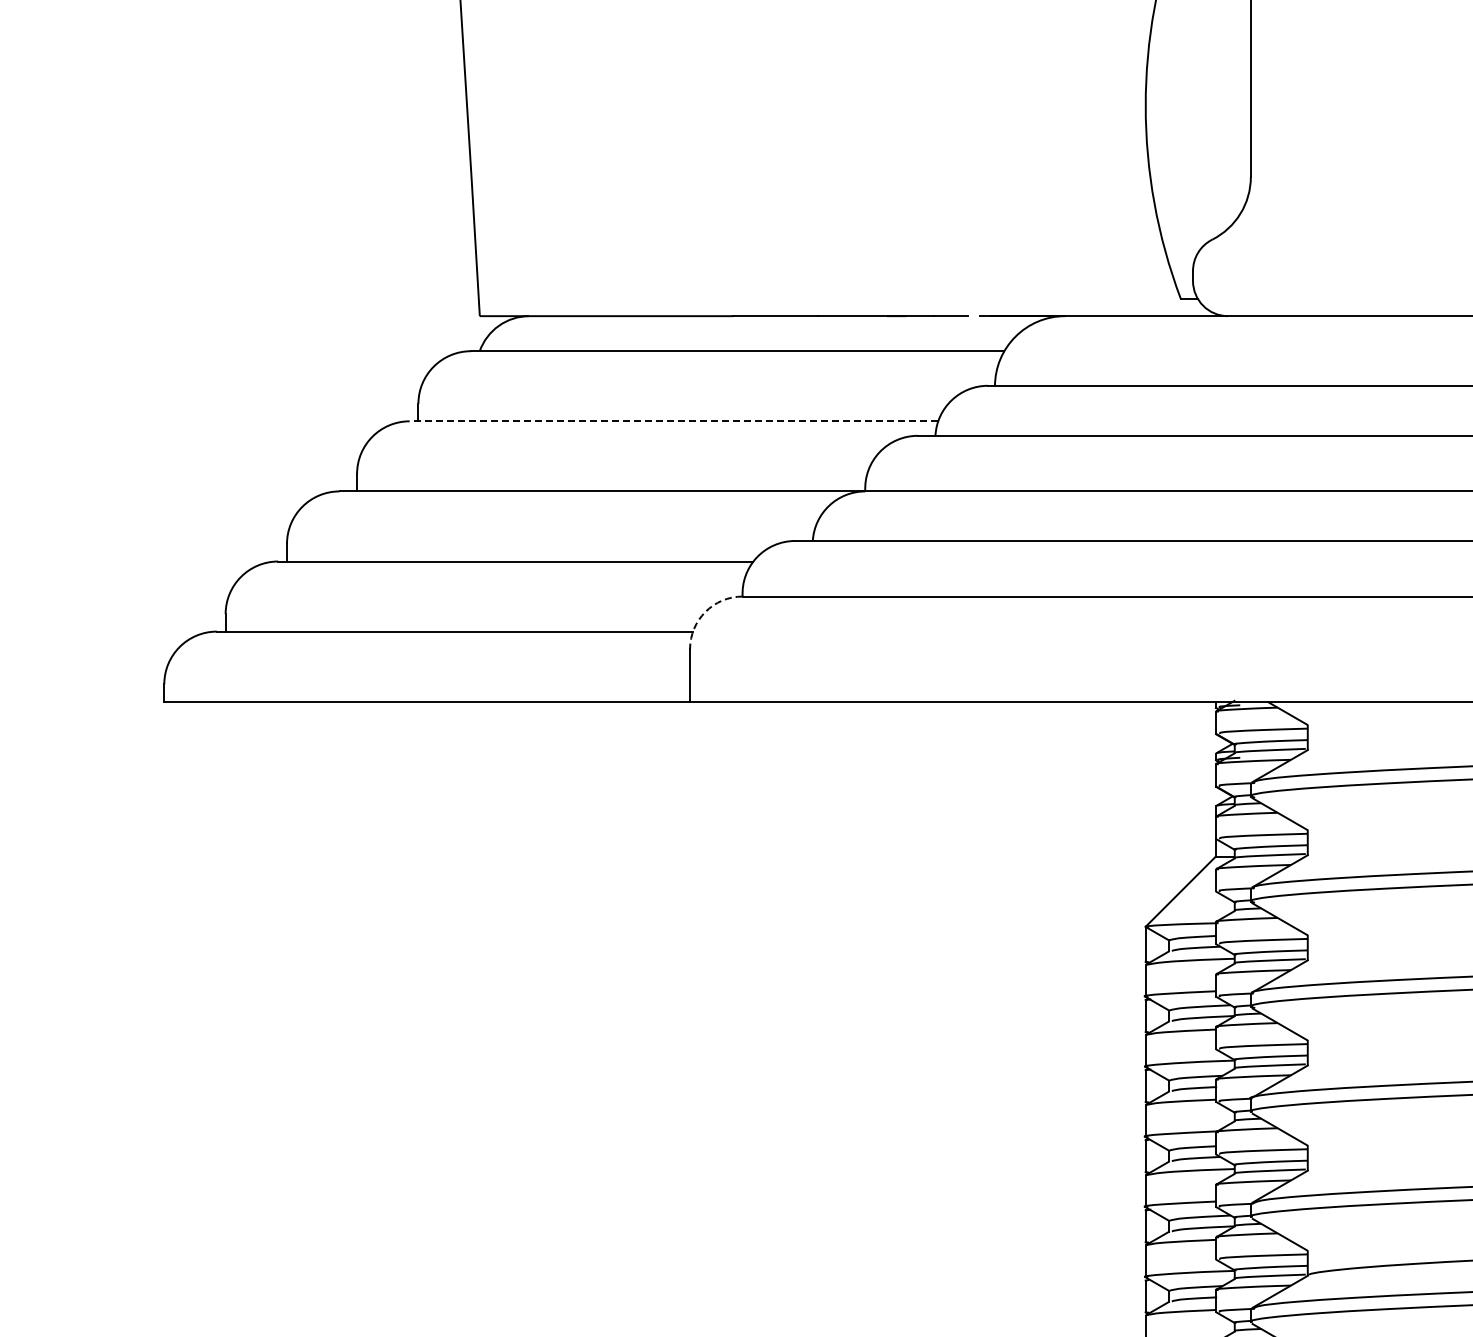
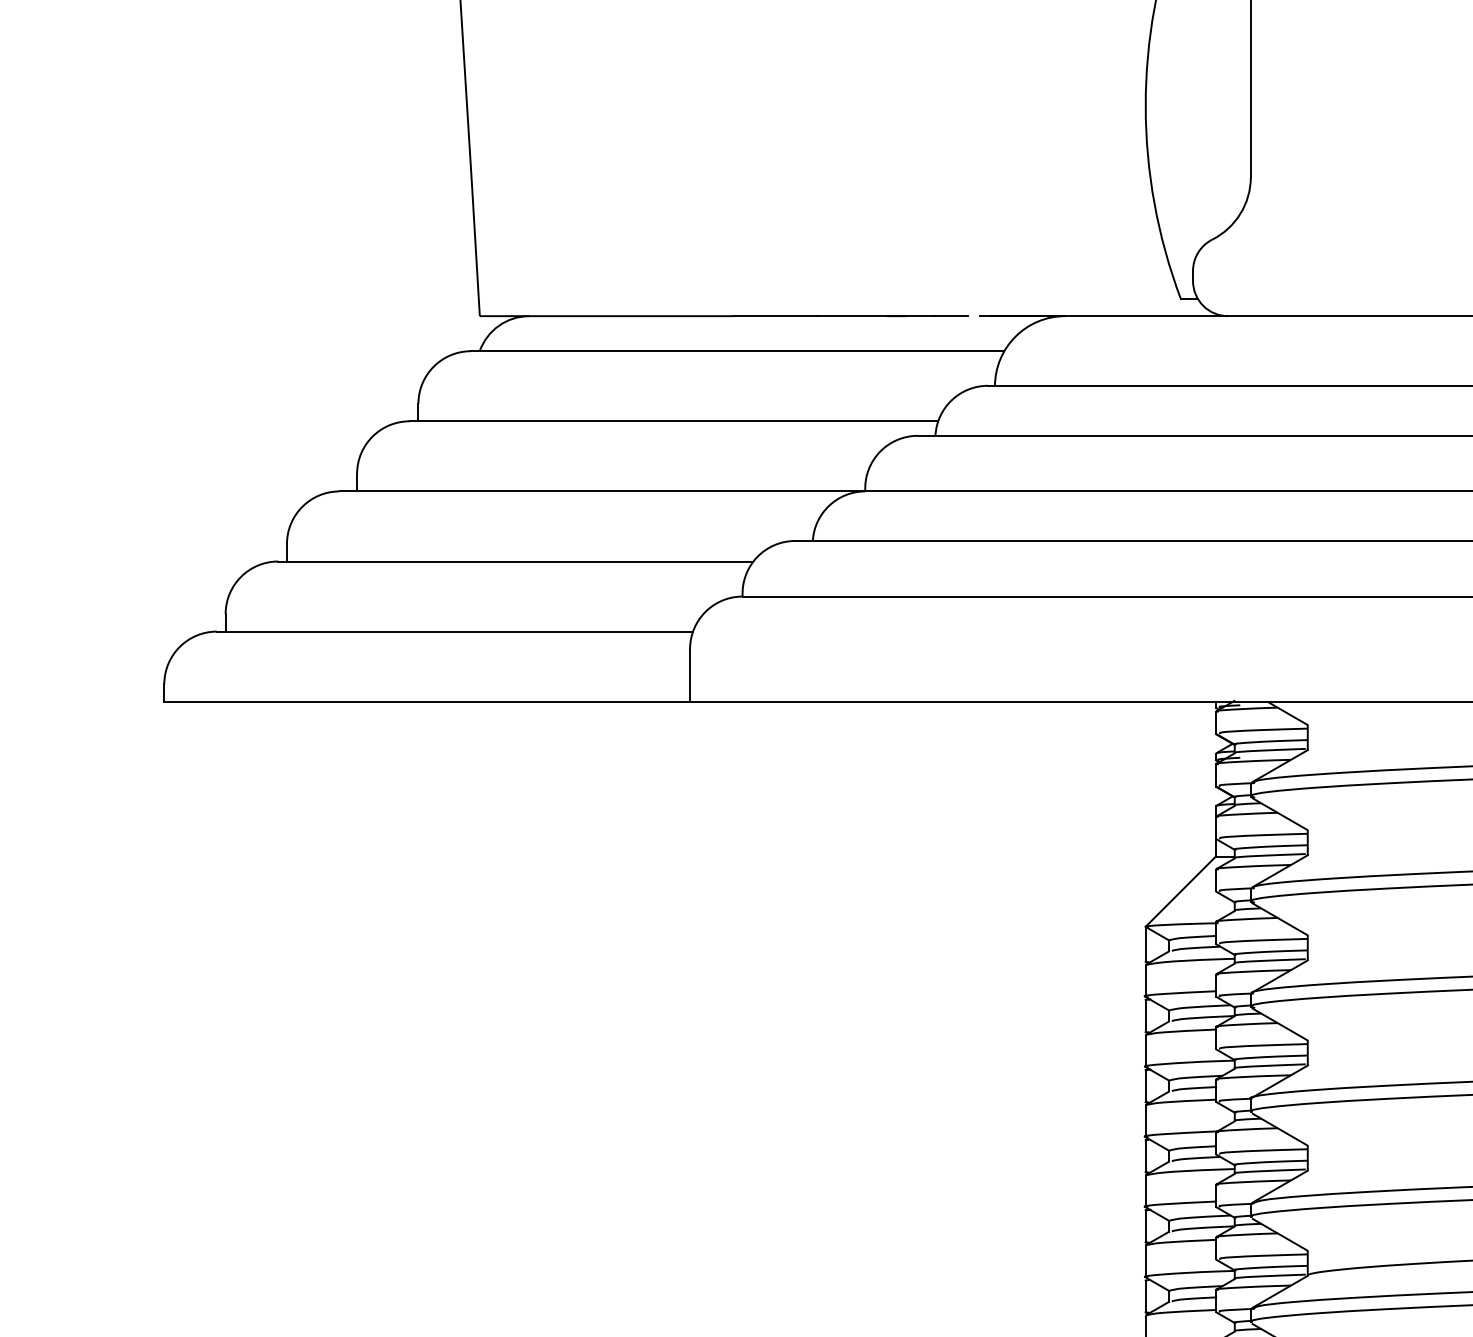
line: dashed -> solid (673, 421)
arc: dashed -> solid (705, 611)
